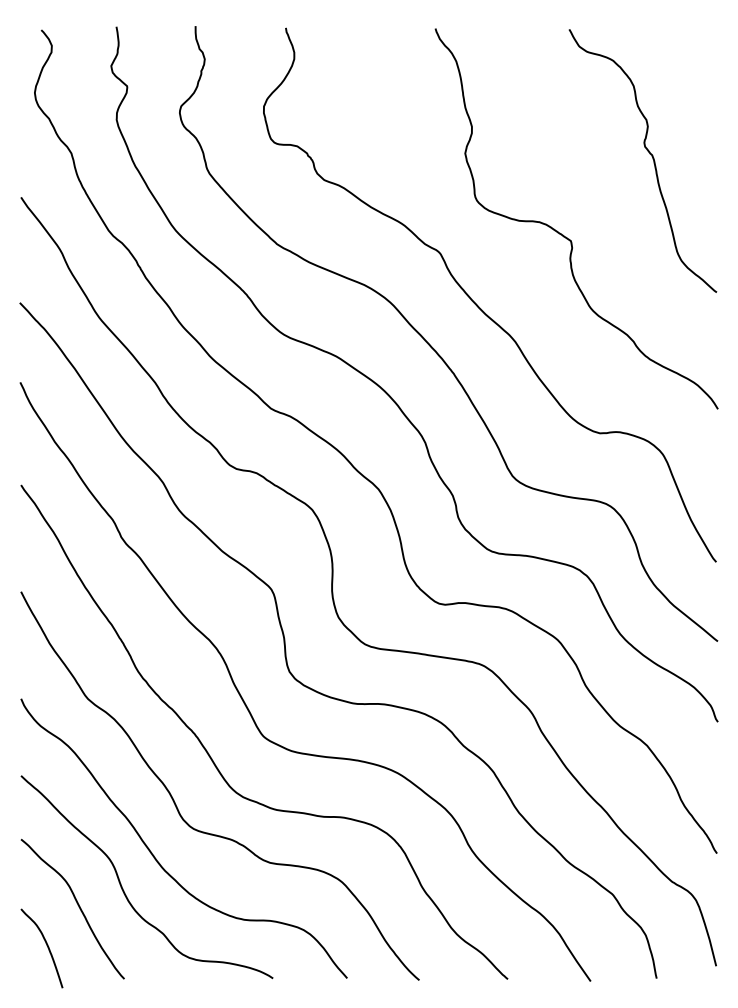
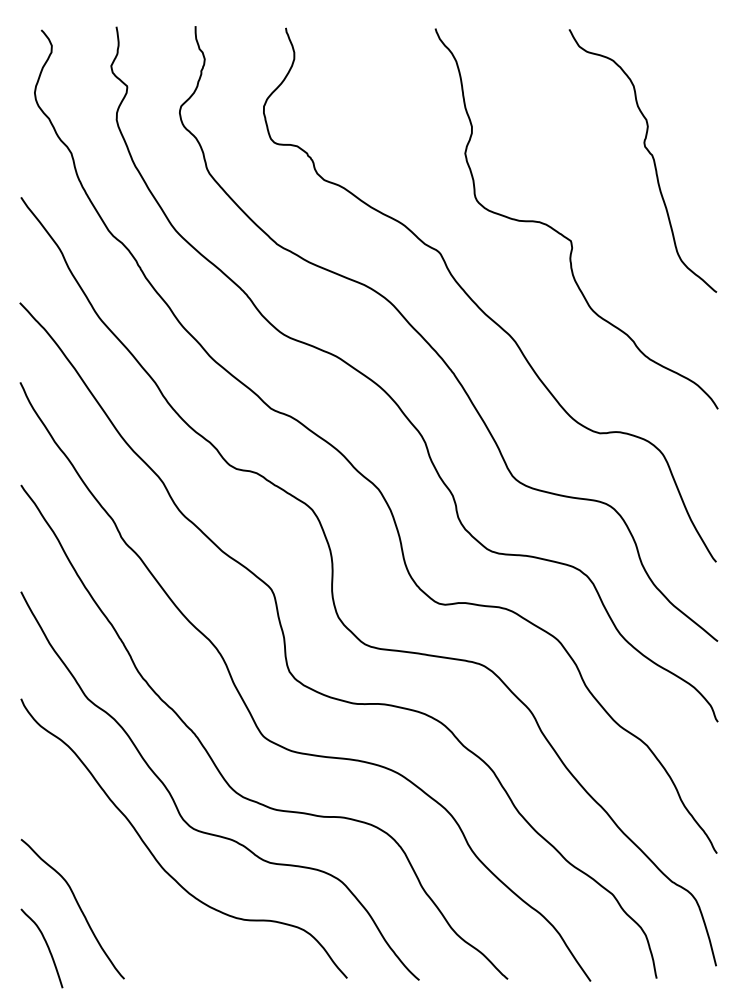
curve: present -> none (123, 888)
